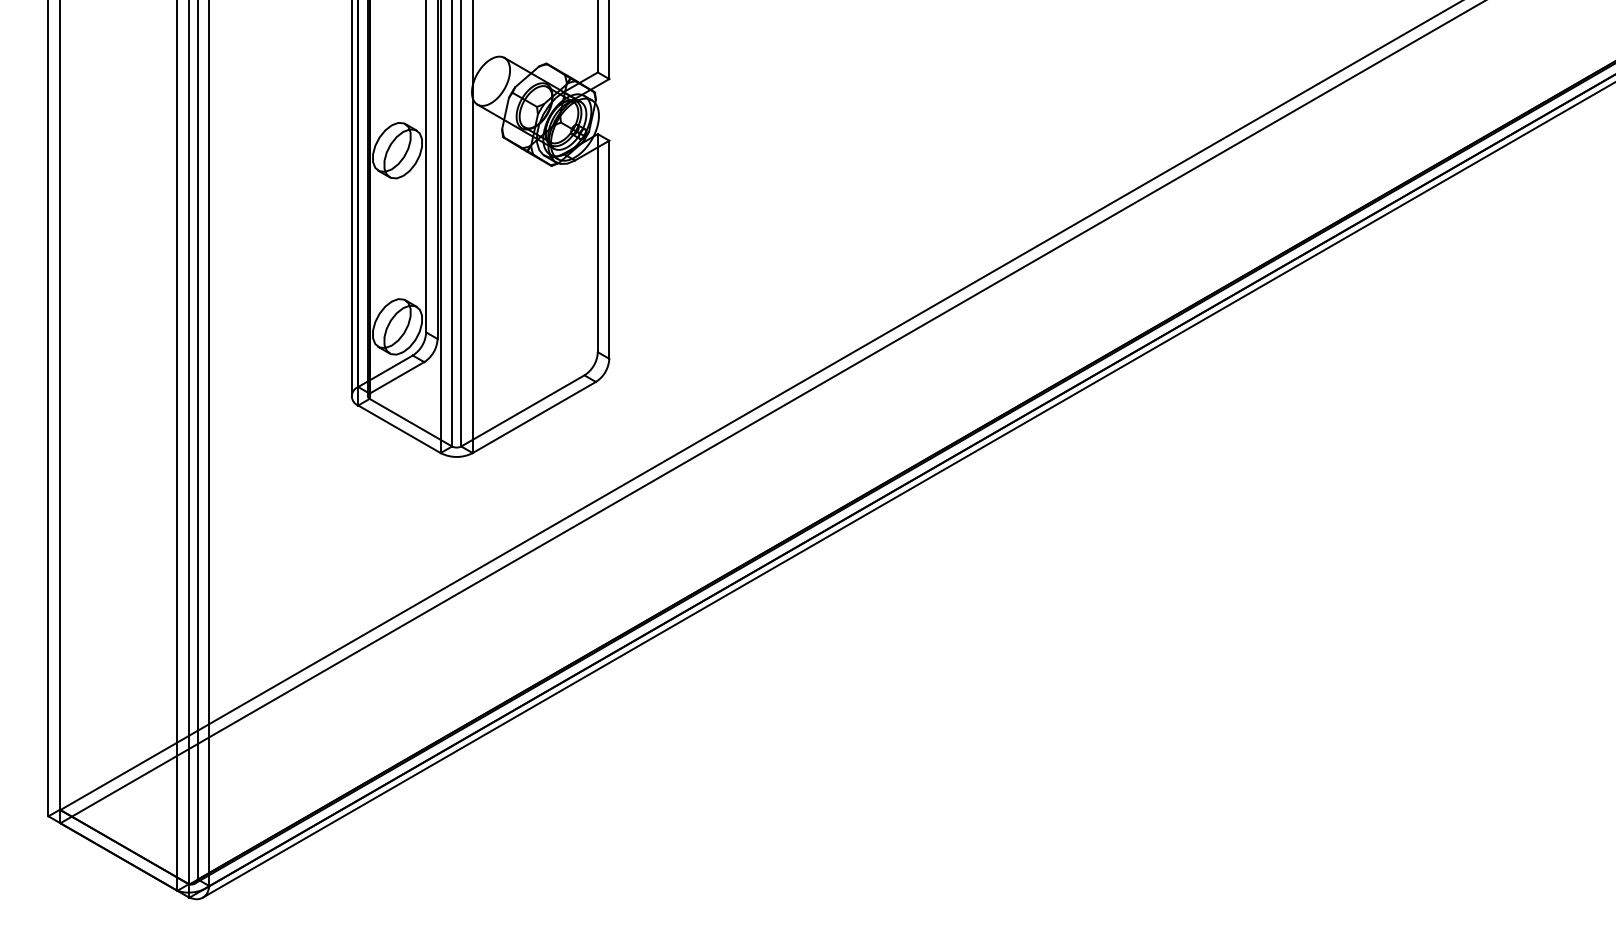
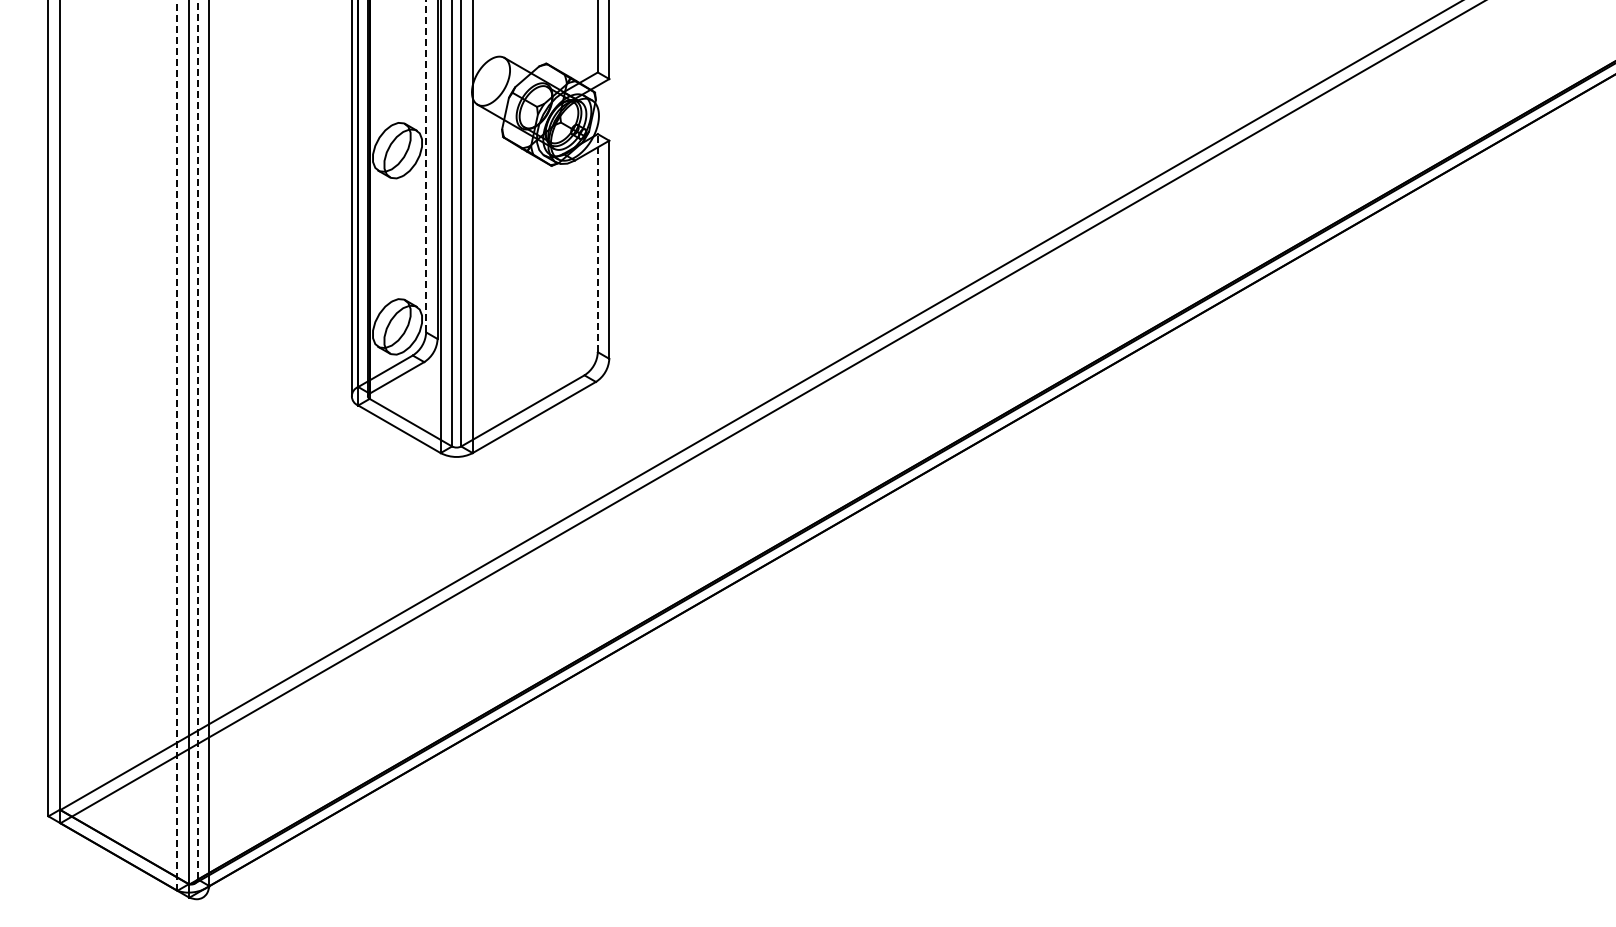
line: solid -> dashed (426, 166)
line: solid -> dashed (597, 242)
line: solid -> dashed (198, 440)
line: solid -> dashed (177, 445)
line: present -> none (907, 490)
